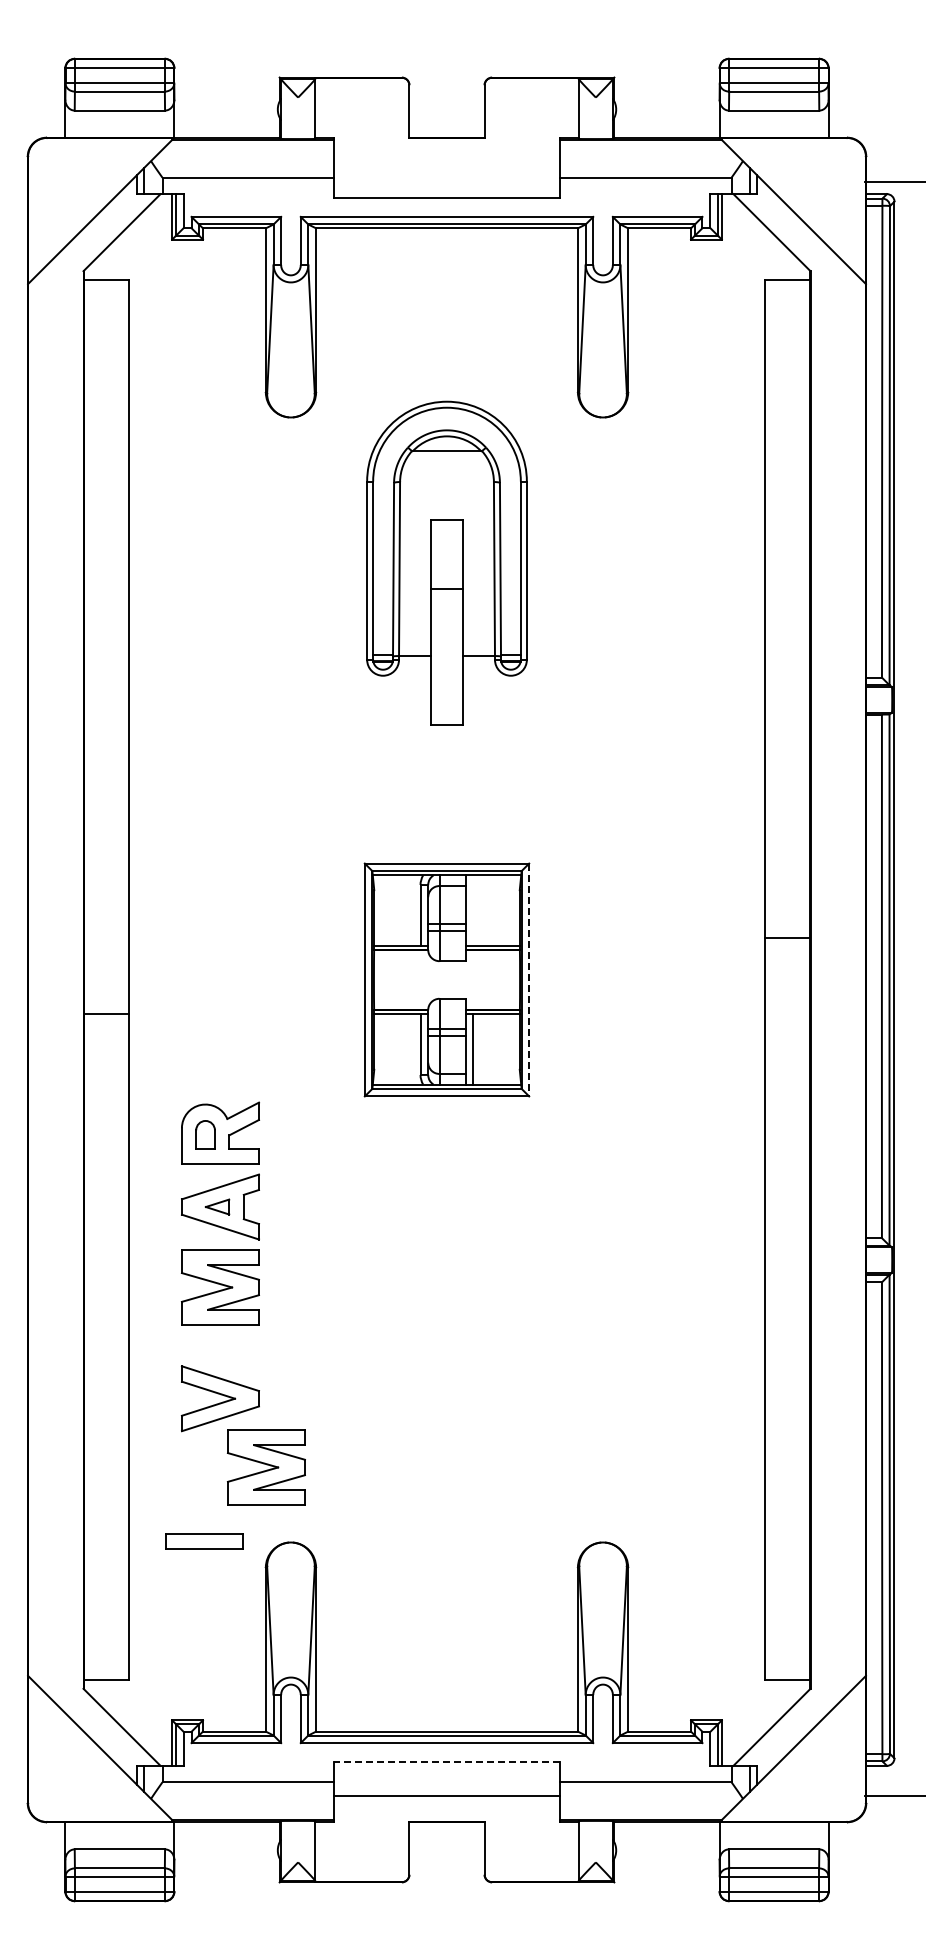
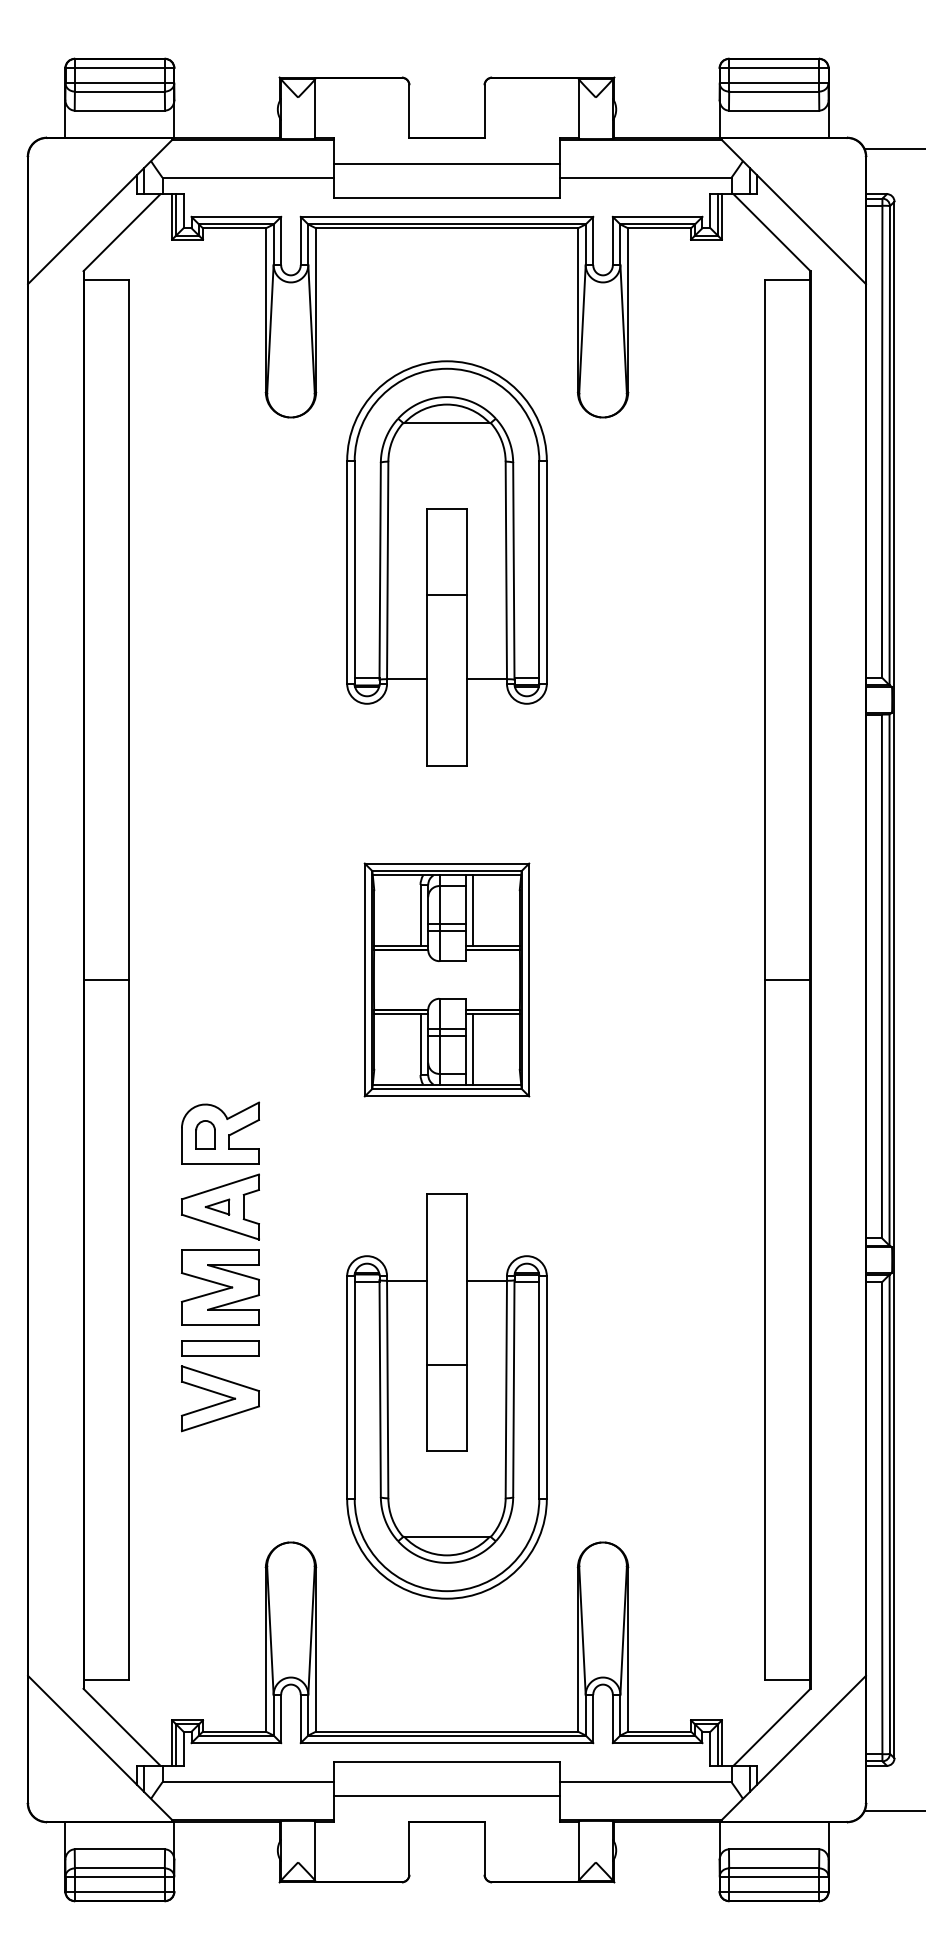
line: none -> present (446, 164)
line position: (893, 182) -> (893, 149) (893, 149)
part size: 162x326 px -> 202x407 px (446, 563)
line: none -> present (473, 910)
line position: (786, 938) -> (786, 980) (786, 980)
line: dashed -> solid (529, 980)
line position: (106, 1014) -> (106, 980) (106, 980)
part: none -> present (446, 1396)
part: present -> none (266, 1467)
part position: (204, 1541) -> (220, 1348) (220, 1348)
line: dashed -> solid (447, 1762)
line position: (893, 1795) -> (893, 1810) (893, 1810)
